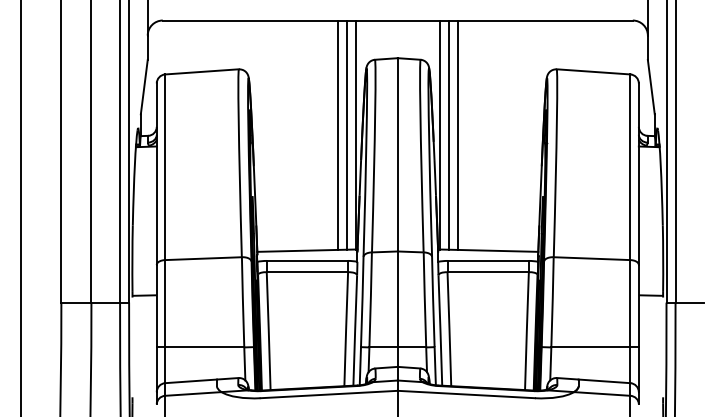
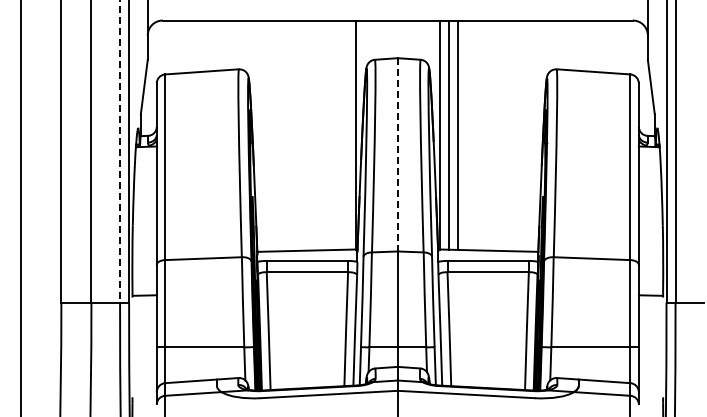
line: present -> none (337, 134)
line: present -> none (346, 134)
line: solid -> dashed (120, 151)
line: solid -> dashed (397, 154)
